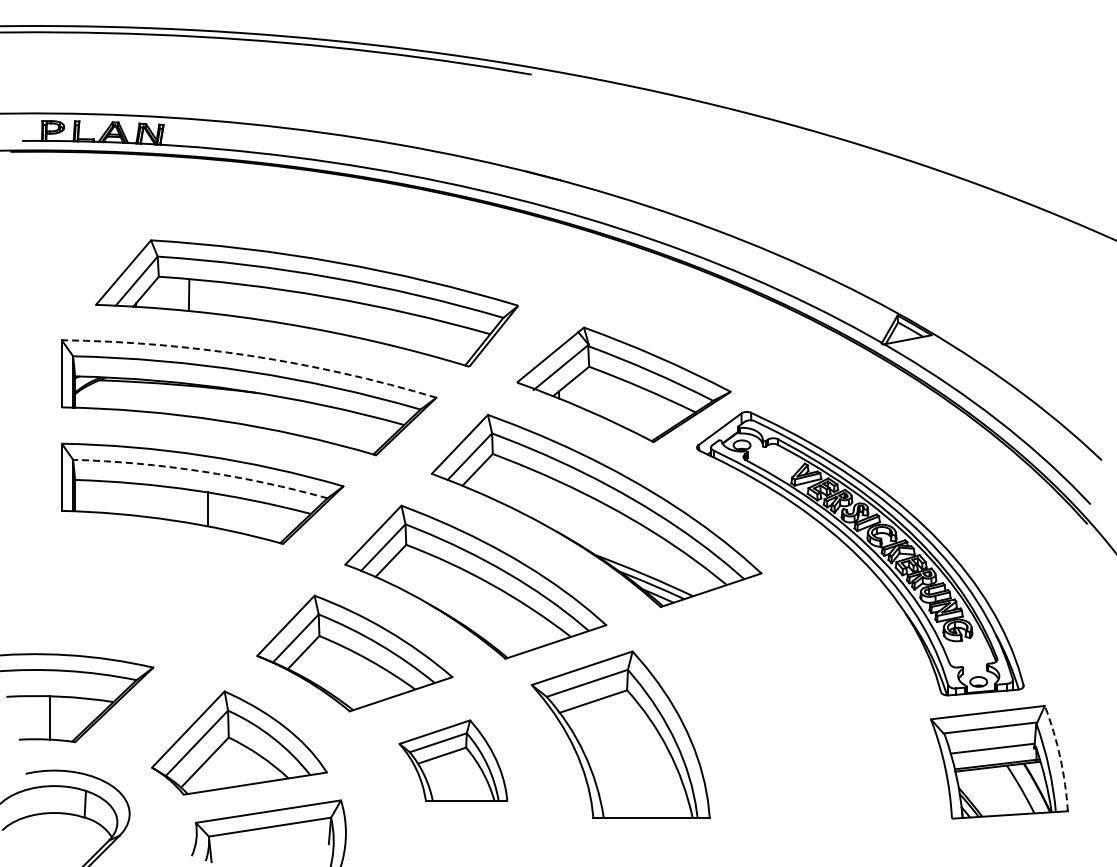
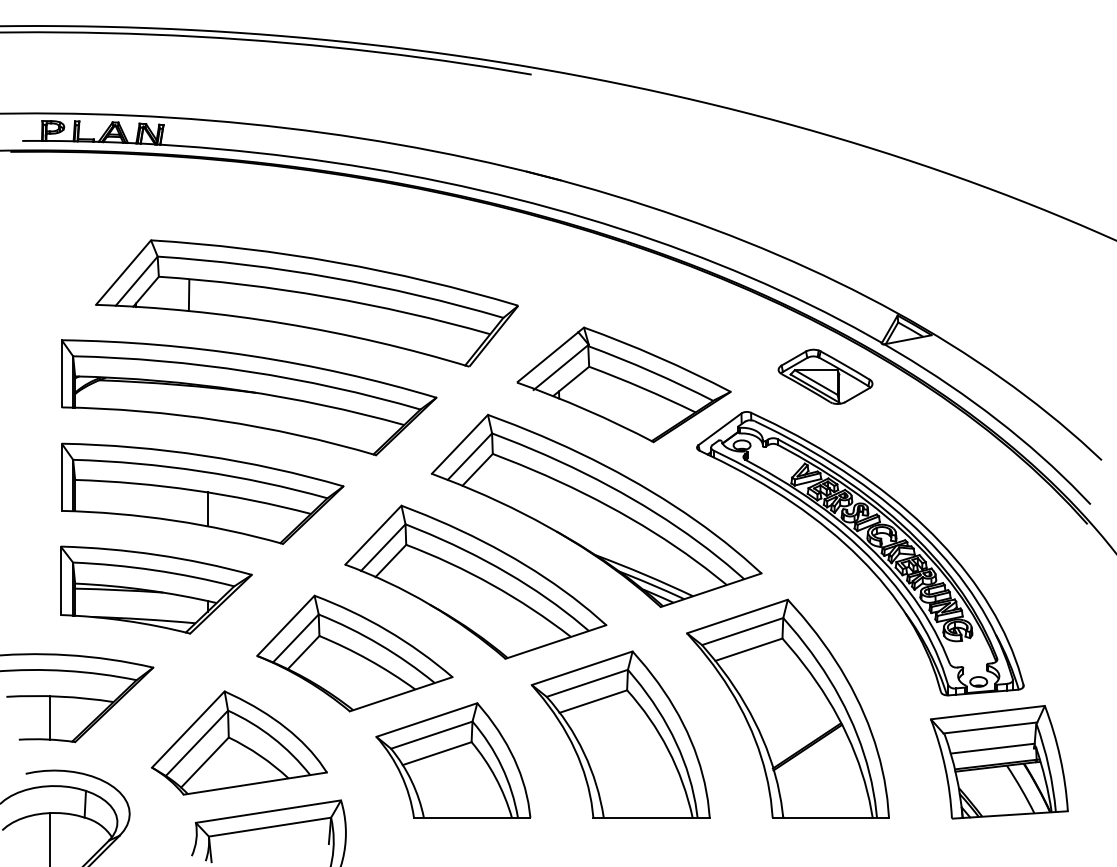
arc: dashed -> solid (251, 355)
part: none -> present (825, 376)
arc: dashed -> solid (201, 471)
part: none -> present (156, 589)
part: none -> present (787, 708)
arc: dashed -> solid (1060, 757)
part size: 111x83 px -> 157x117 px (453, 760)
line: none -> present (50, 838)
